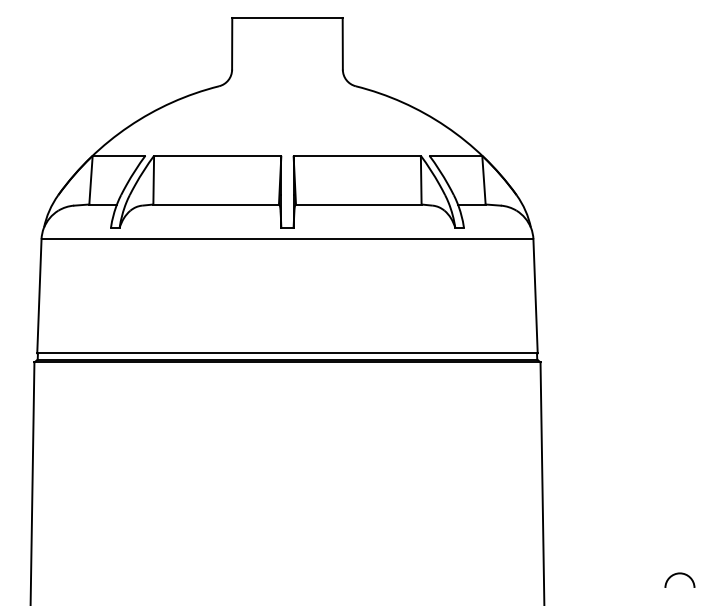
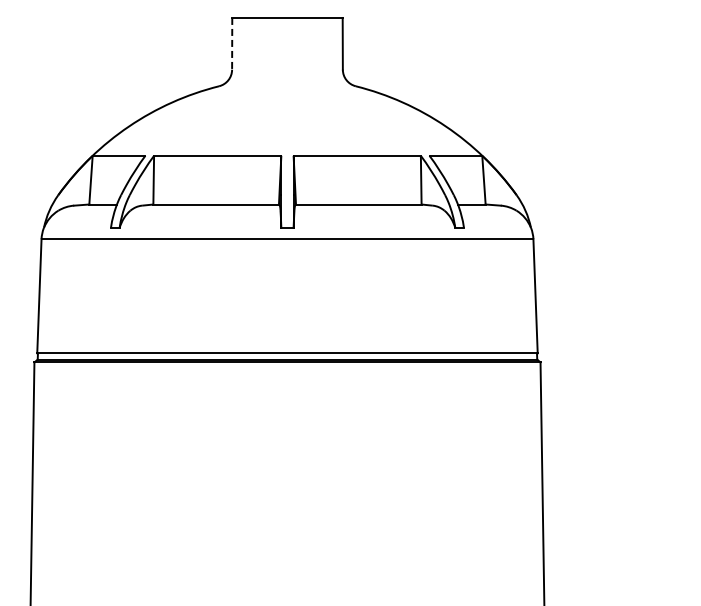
line: solid -> dashed (232, 43)
arc: present -> none (679, 574)
